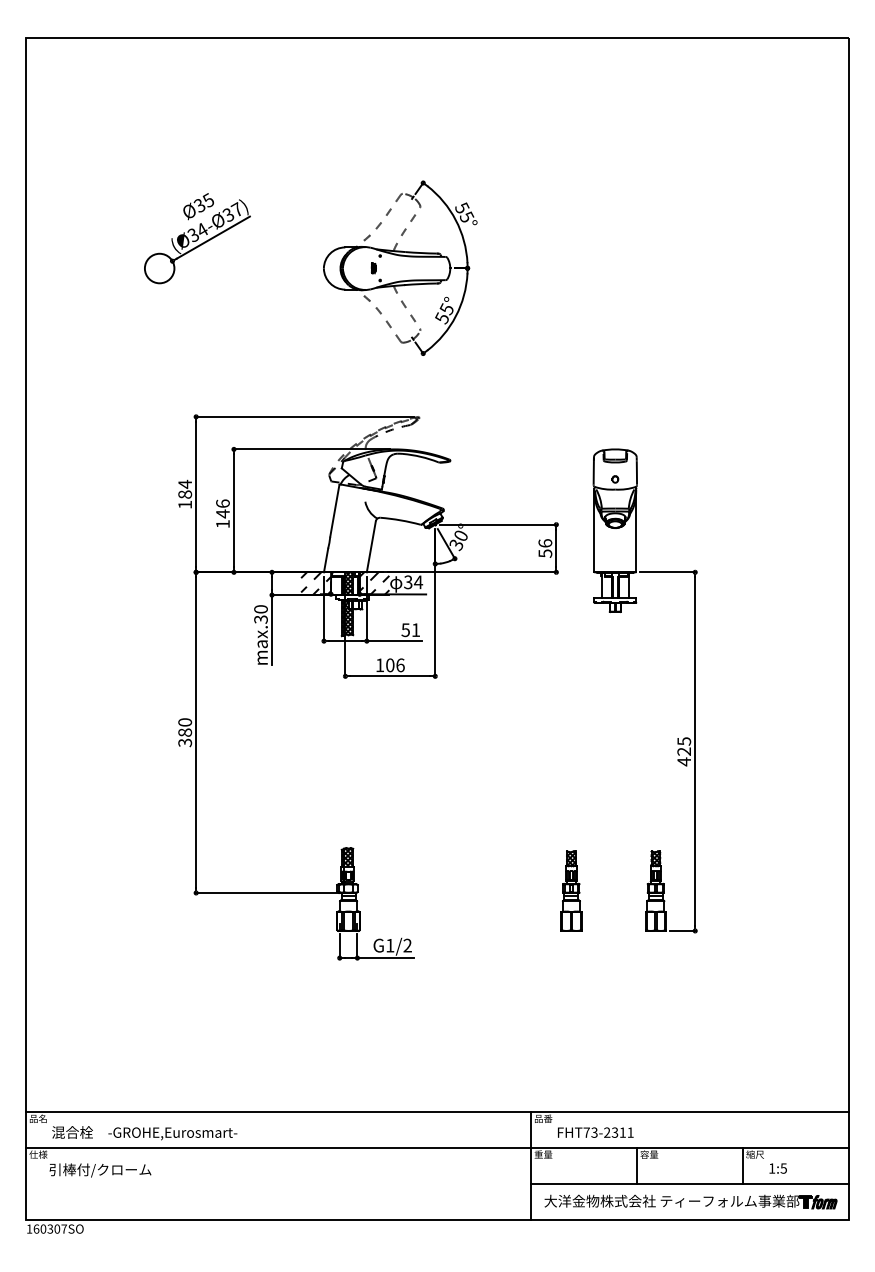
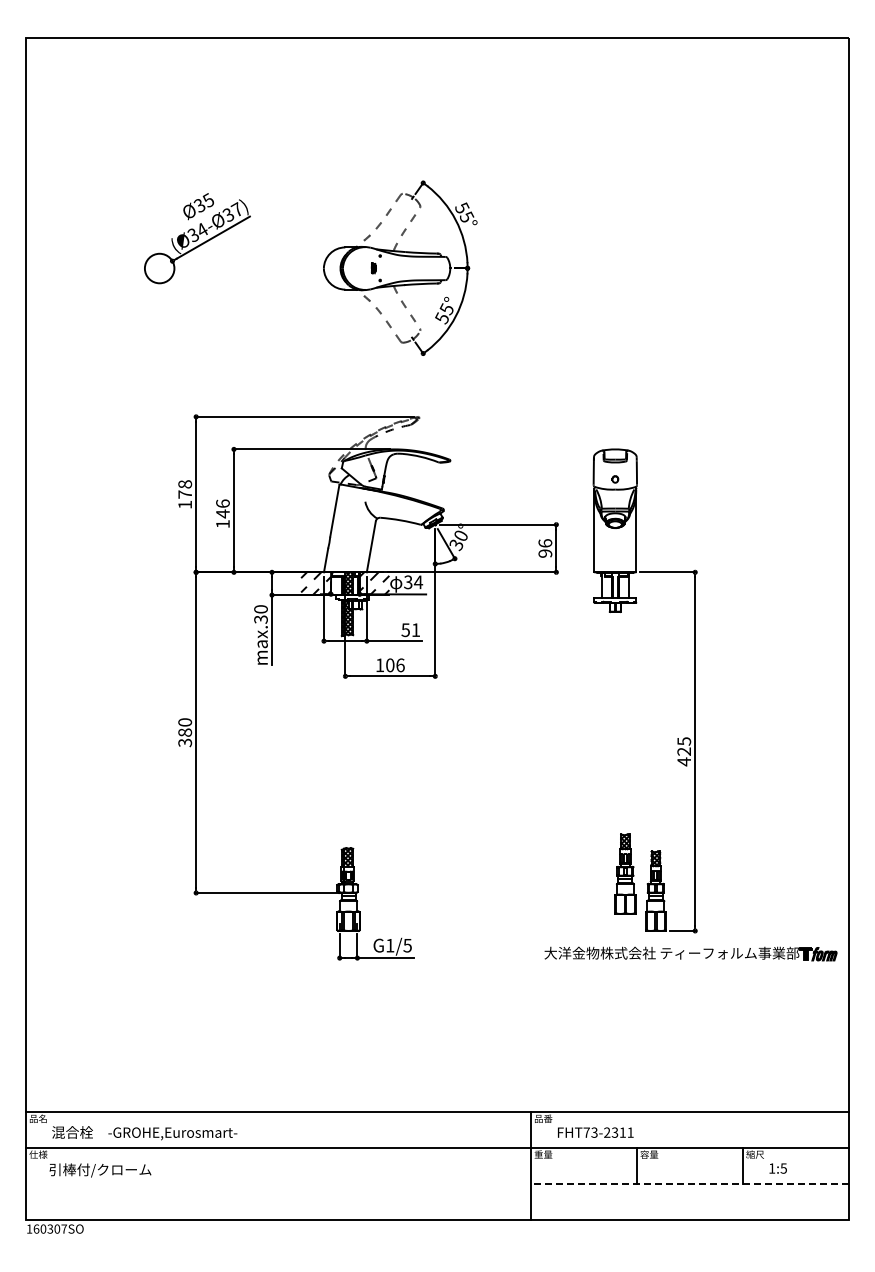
text: 184 -> 178 (185, 488)
text: 56 -> 96 (545, 553)
part position: (571, 890) -> (625, 873) (625, 873)
text: G1/2 -> G1/5 (407, 945)
line: solid -> dashed (690, 1183)
part position: (690, 1201) -> (690, 953) (690, 953)
